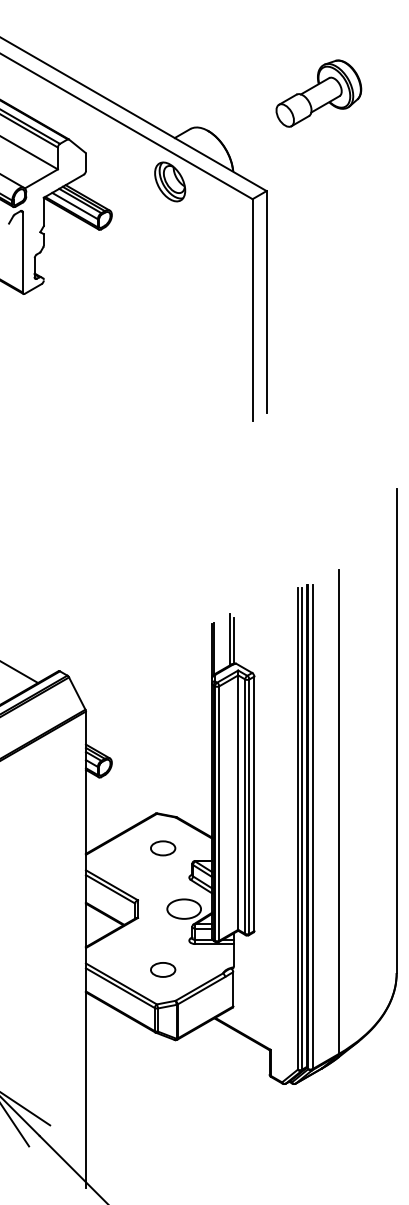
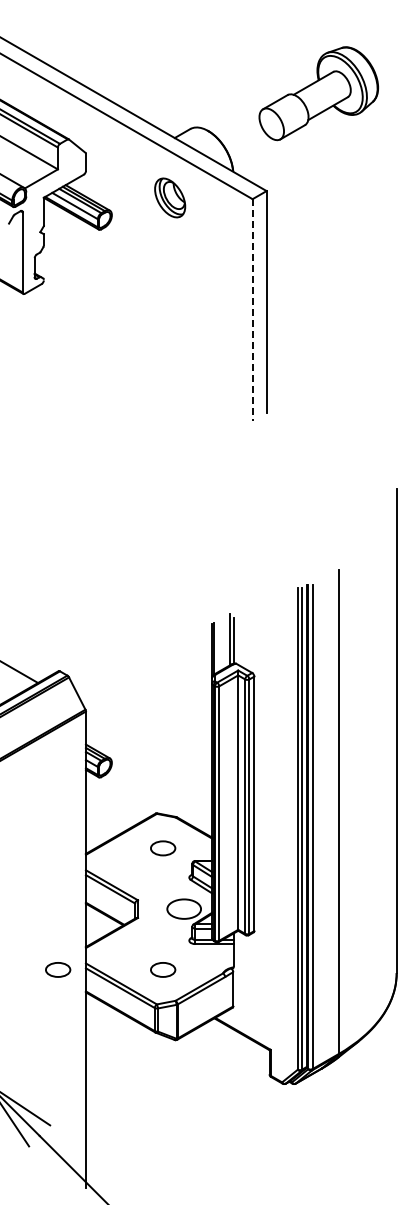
part size: 88x69 px -> 122x96 px (318, 93)
part position: (170, 181) -> (170, 197) (170, 197)
line: solid -> dashed (252, 310)
part: none -> present (58, 969)
